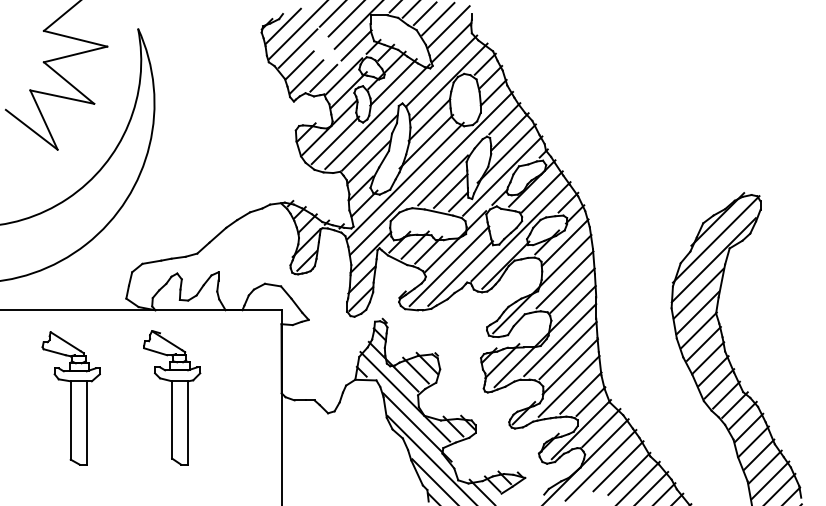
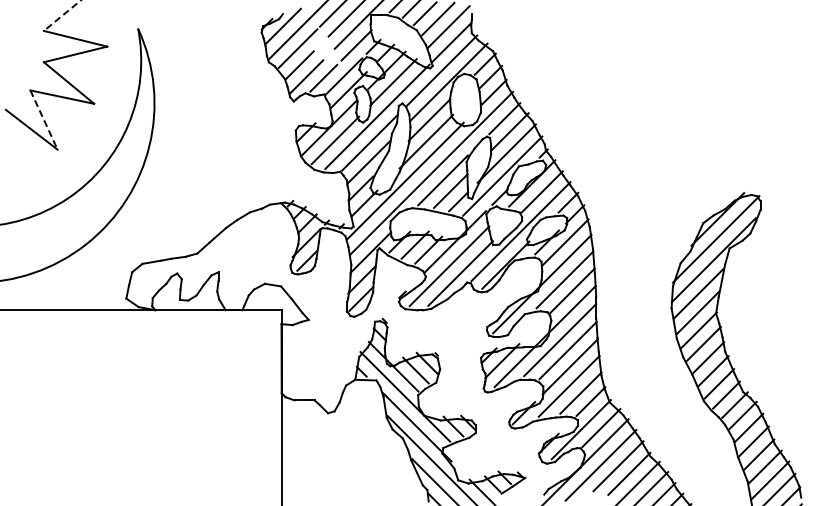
line: solid -> dashed (62, 15)
line: solid -> dashed (44, 120)
part: present -> none (172, 397)
part: present -> none (70, 398)
